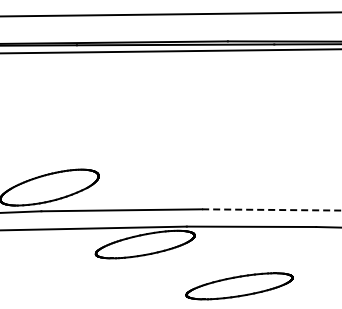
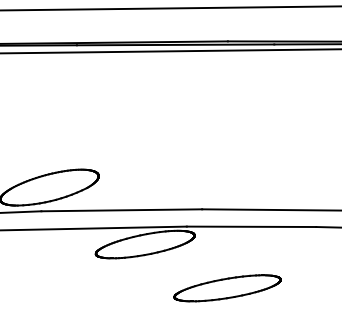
line position: (170, 14) -> (170, 8) (170, 8)
line: dashed -> solid (271, 209)
part position: (239, 286) -> (227, 288) (227, 288)
